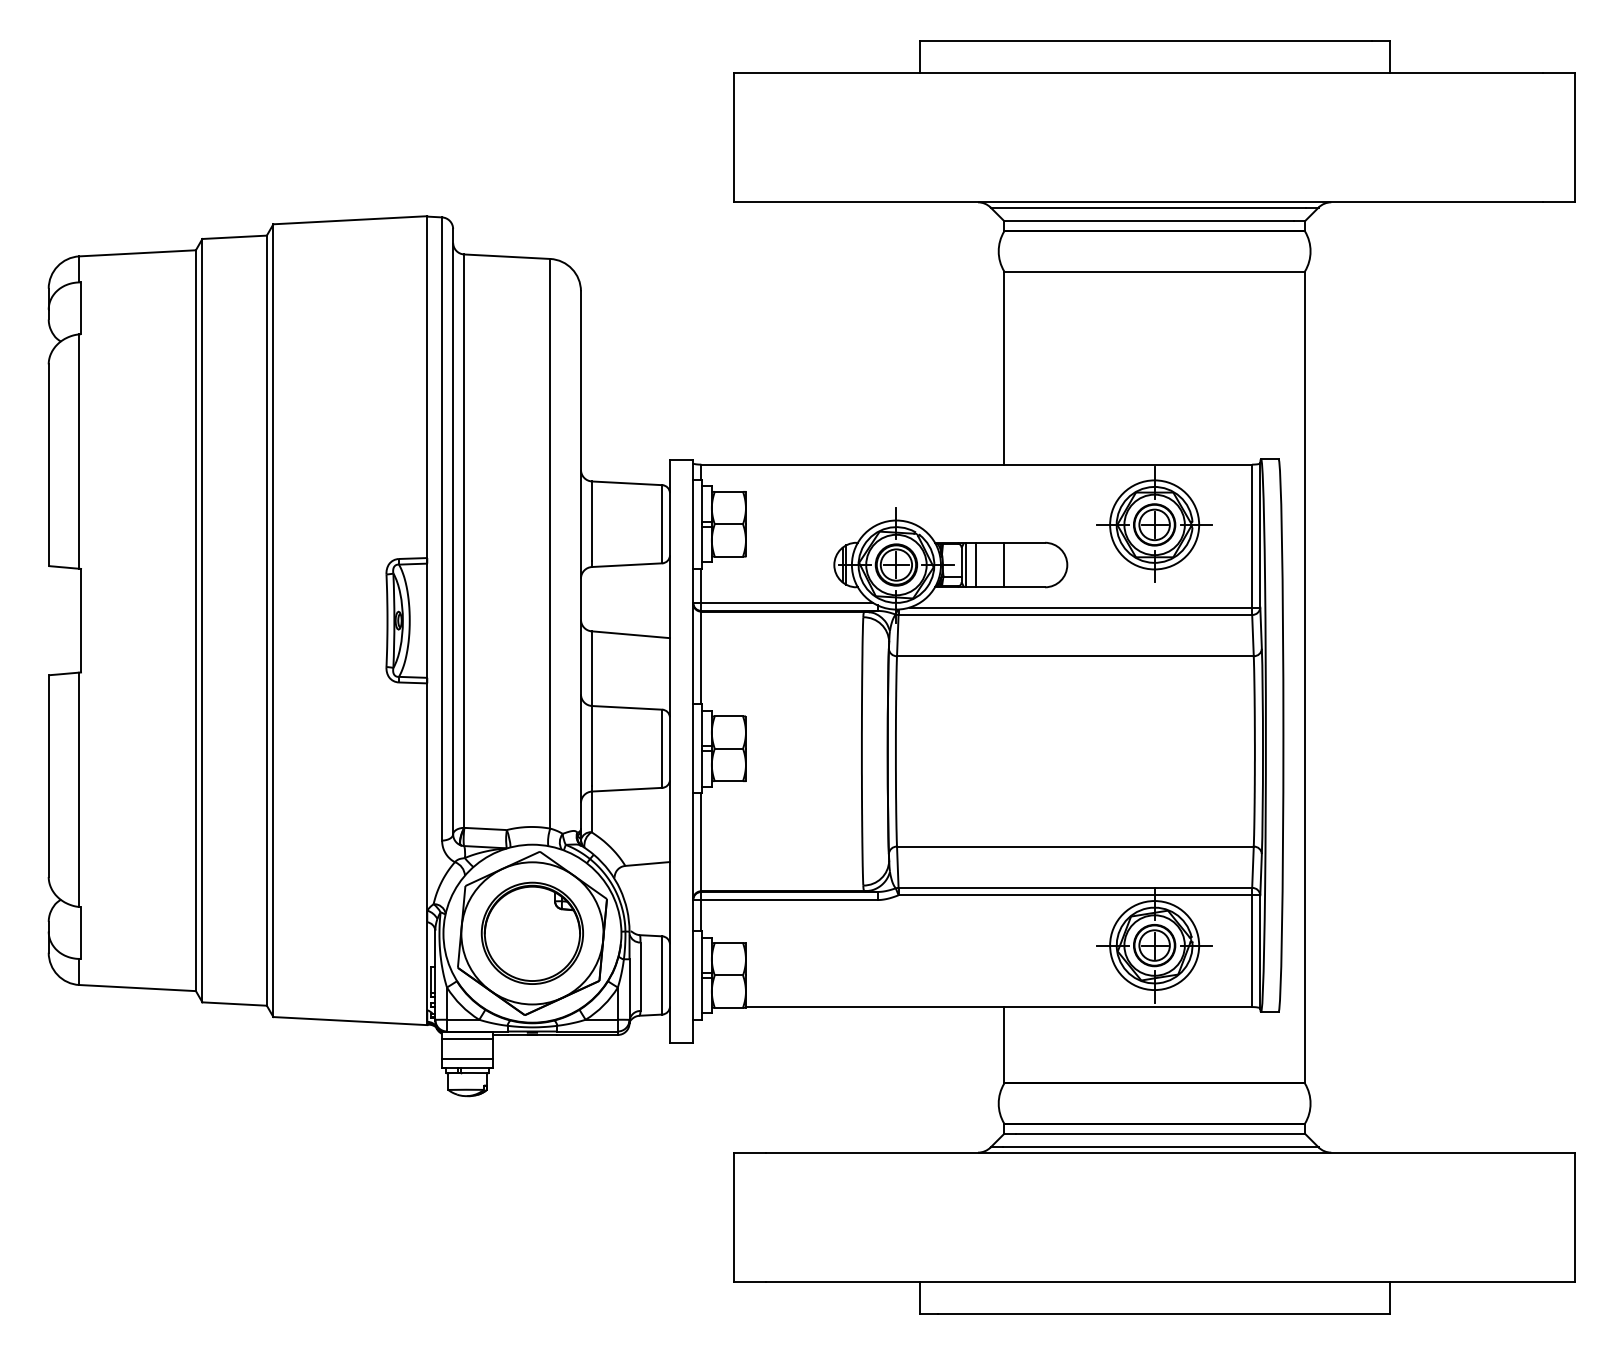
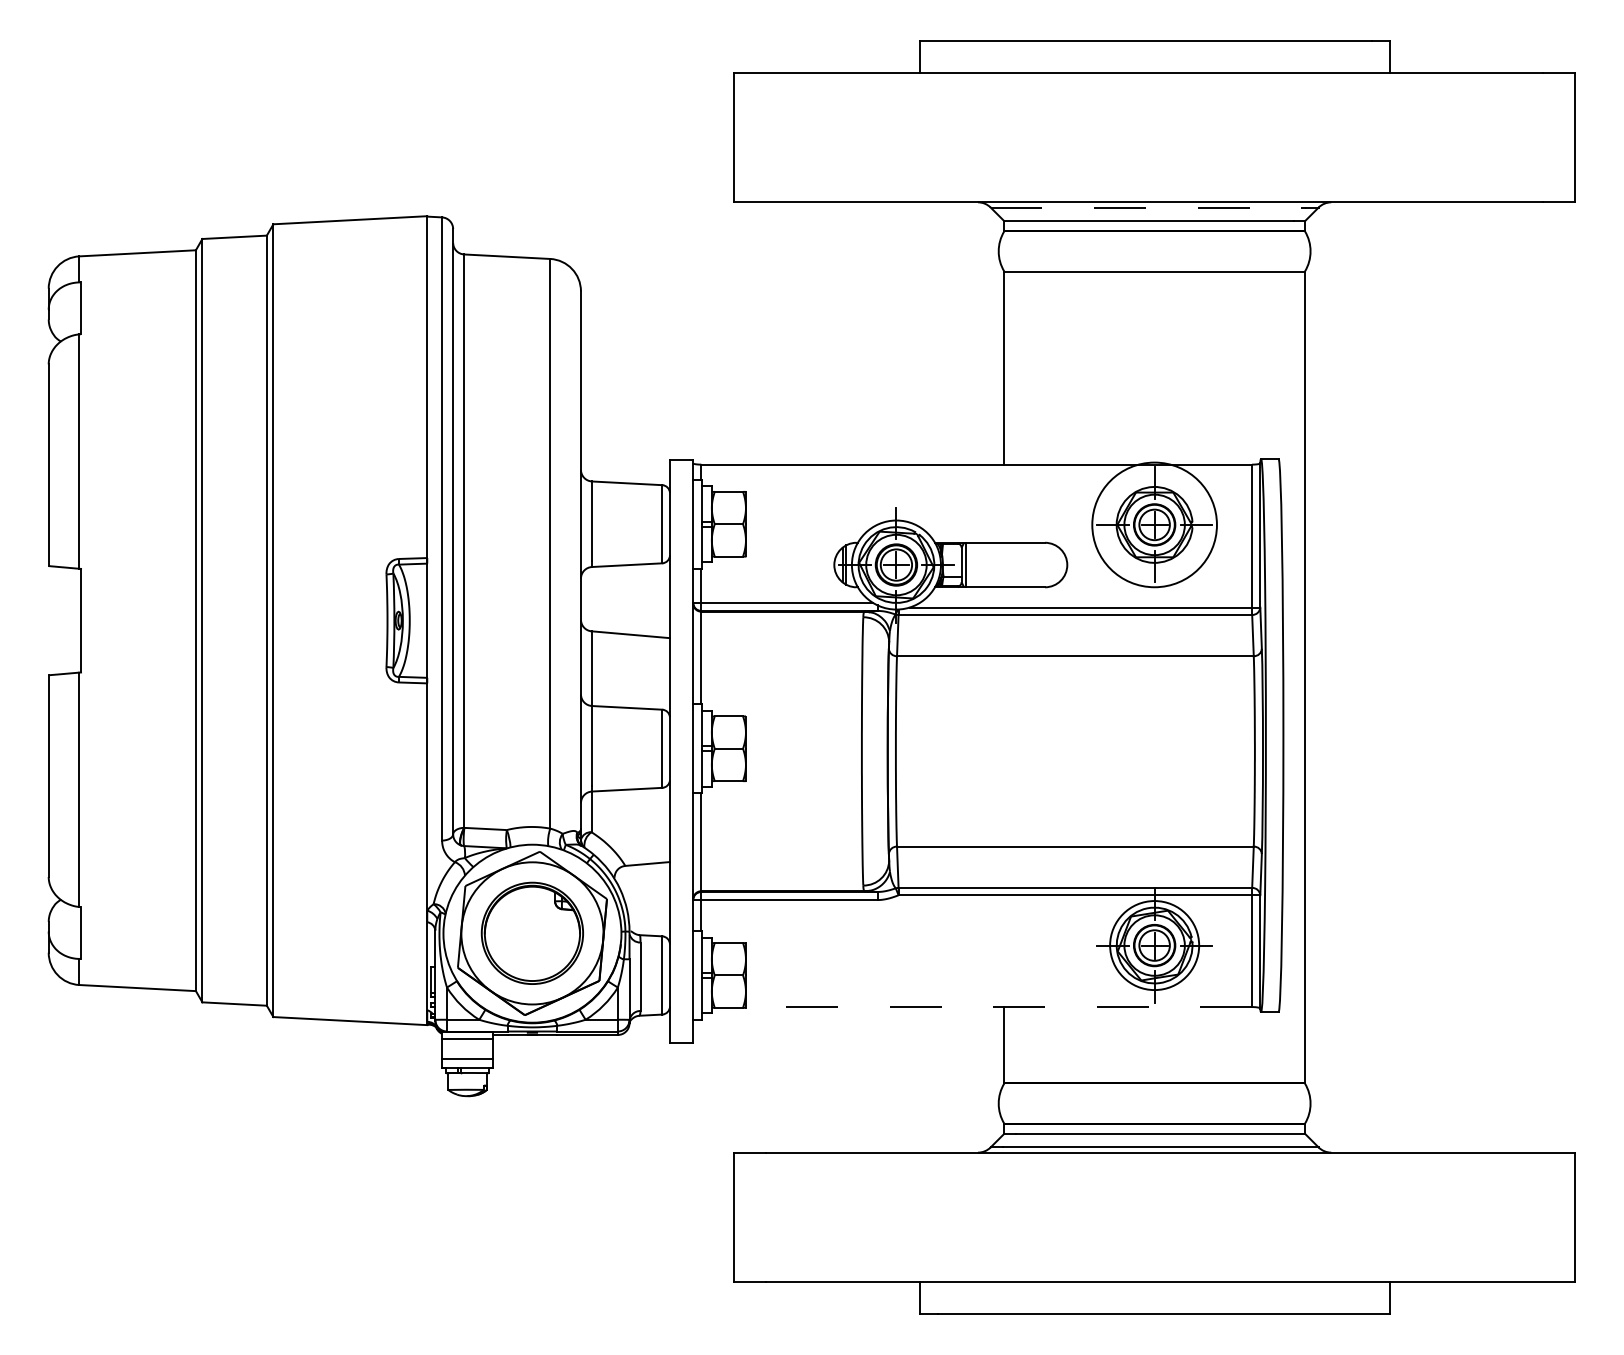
line: solid -> dashed (1148, 207)
circle diameter: 89 px -> 125 px (1154, 524)
line: present -> none (975, 564)
line: present -> none (1004, 564)
line: solid -> dashed (998, 1007)
